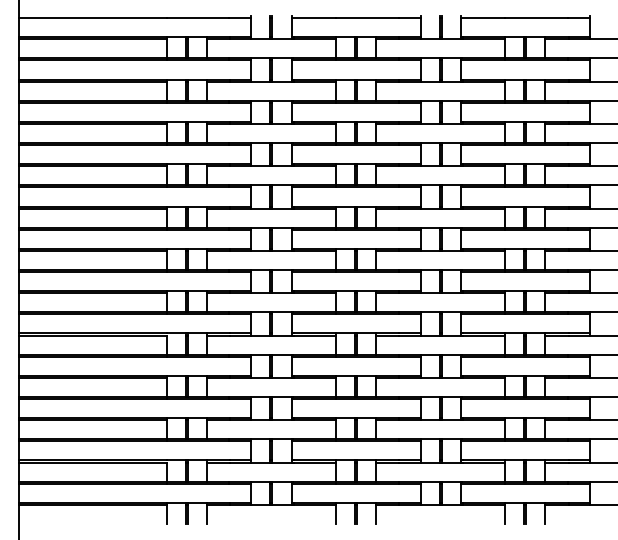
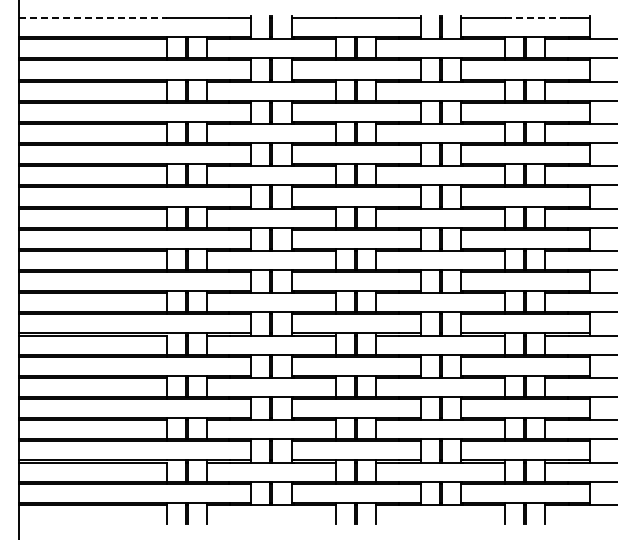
line: solid -> dashed (93, 18)
line: solid -> dashed (537, 18)
